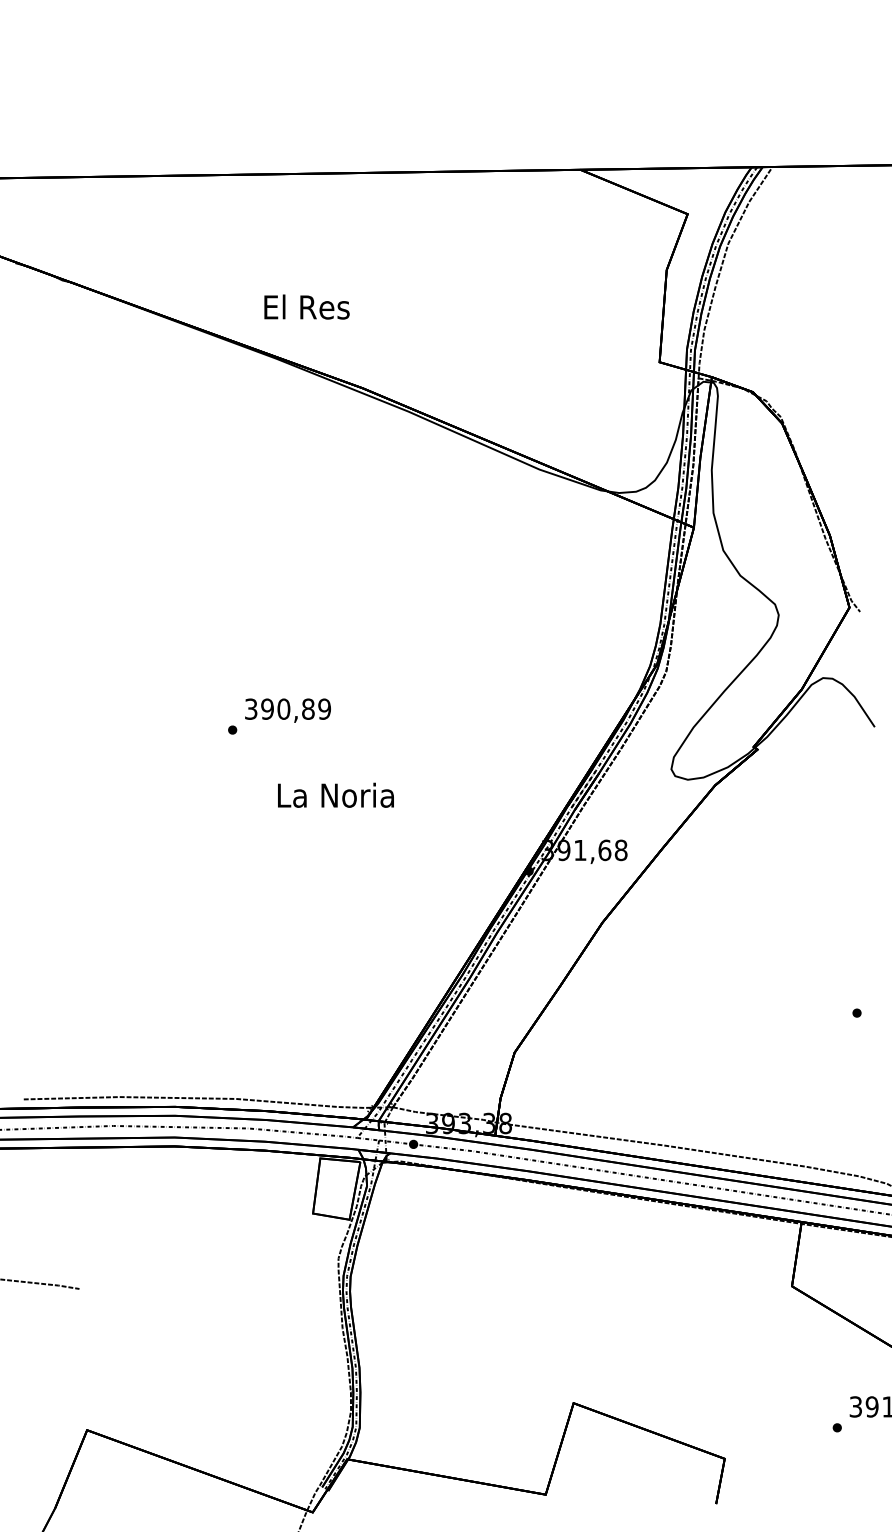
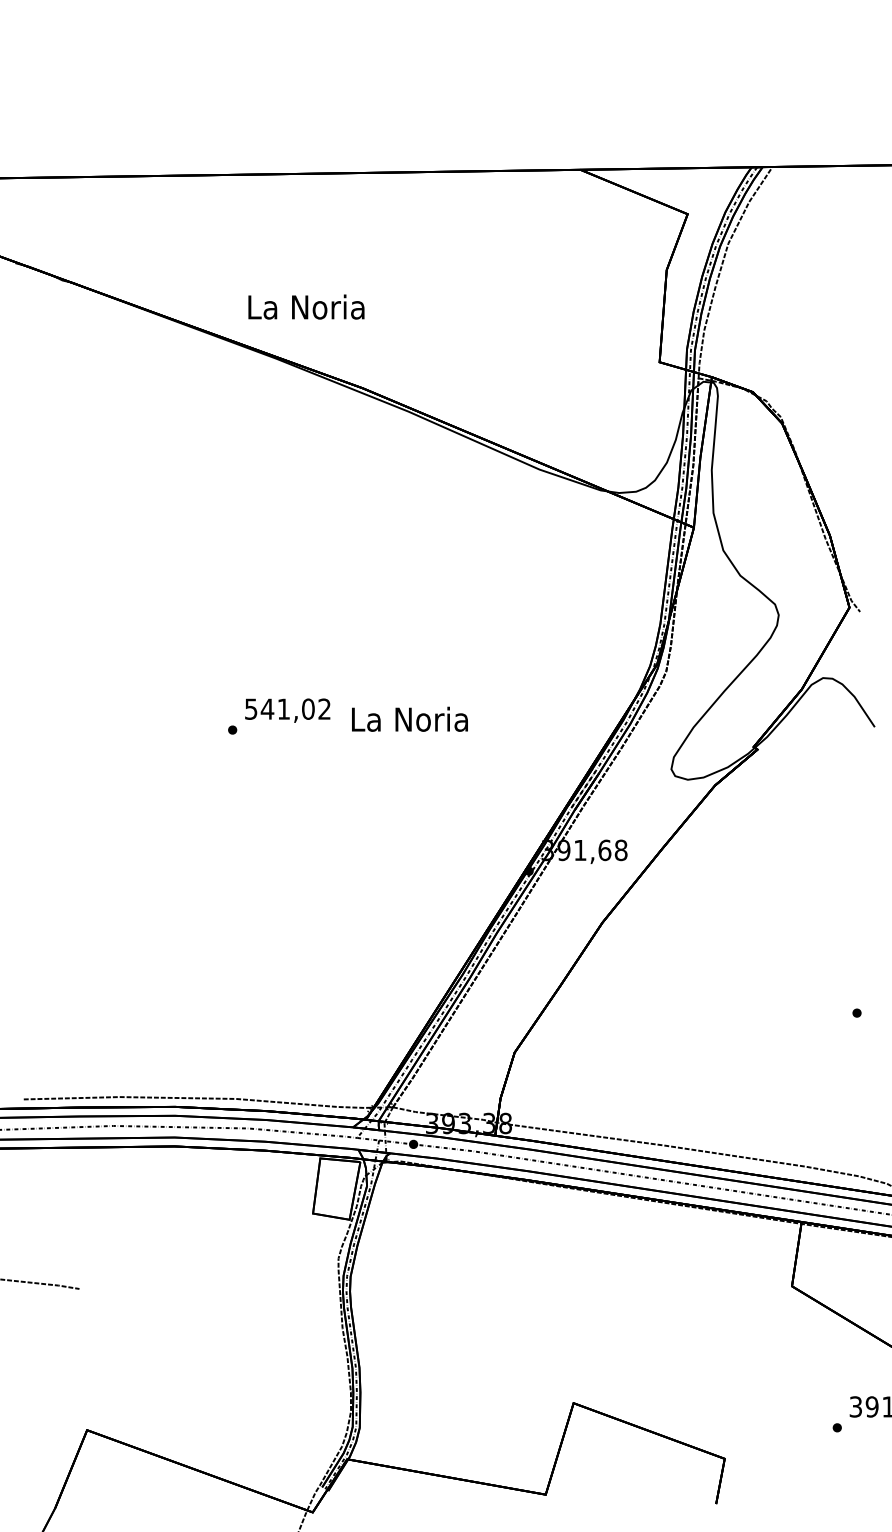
text: El Res -> La Noria (306, 306)
text: 390,89 -> 541,02 (287, 708)
text position: (335, 794) -> (409, 718) (409, 718)
